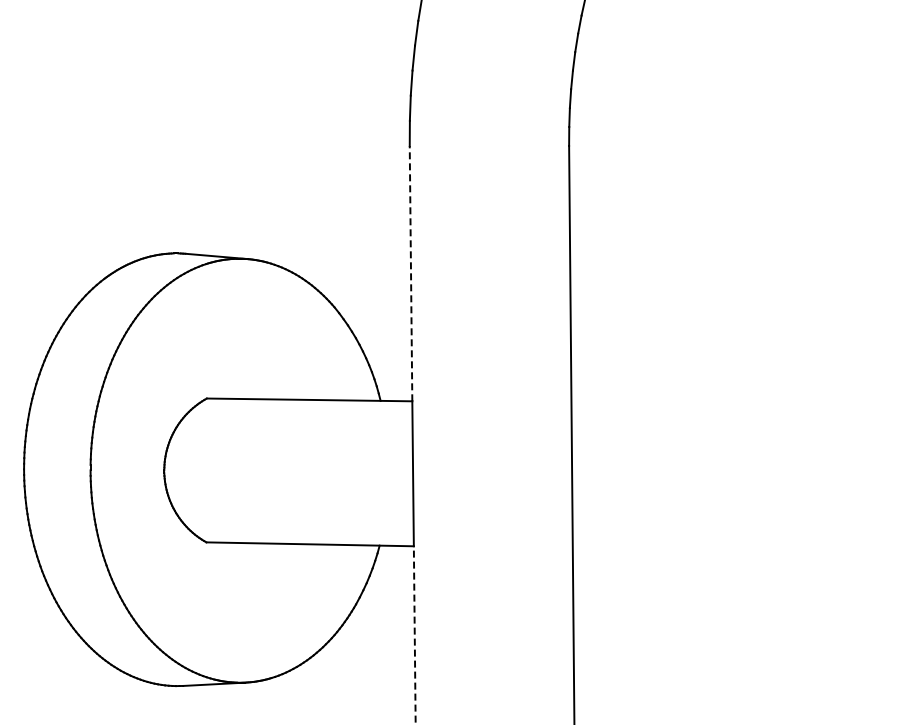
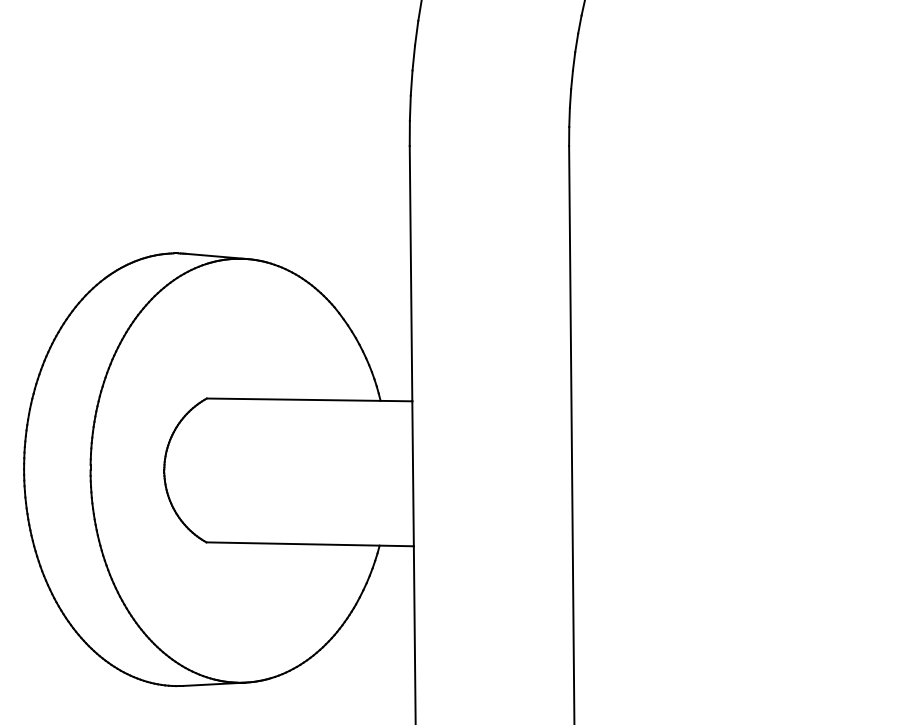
line: dashed -> solid (411, 273)
line: dashed -> solid (414, 635)
